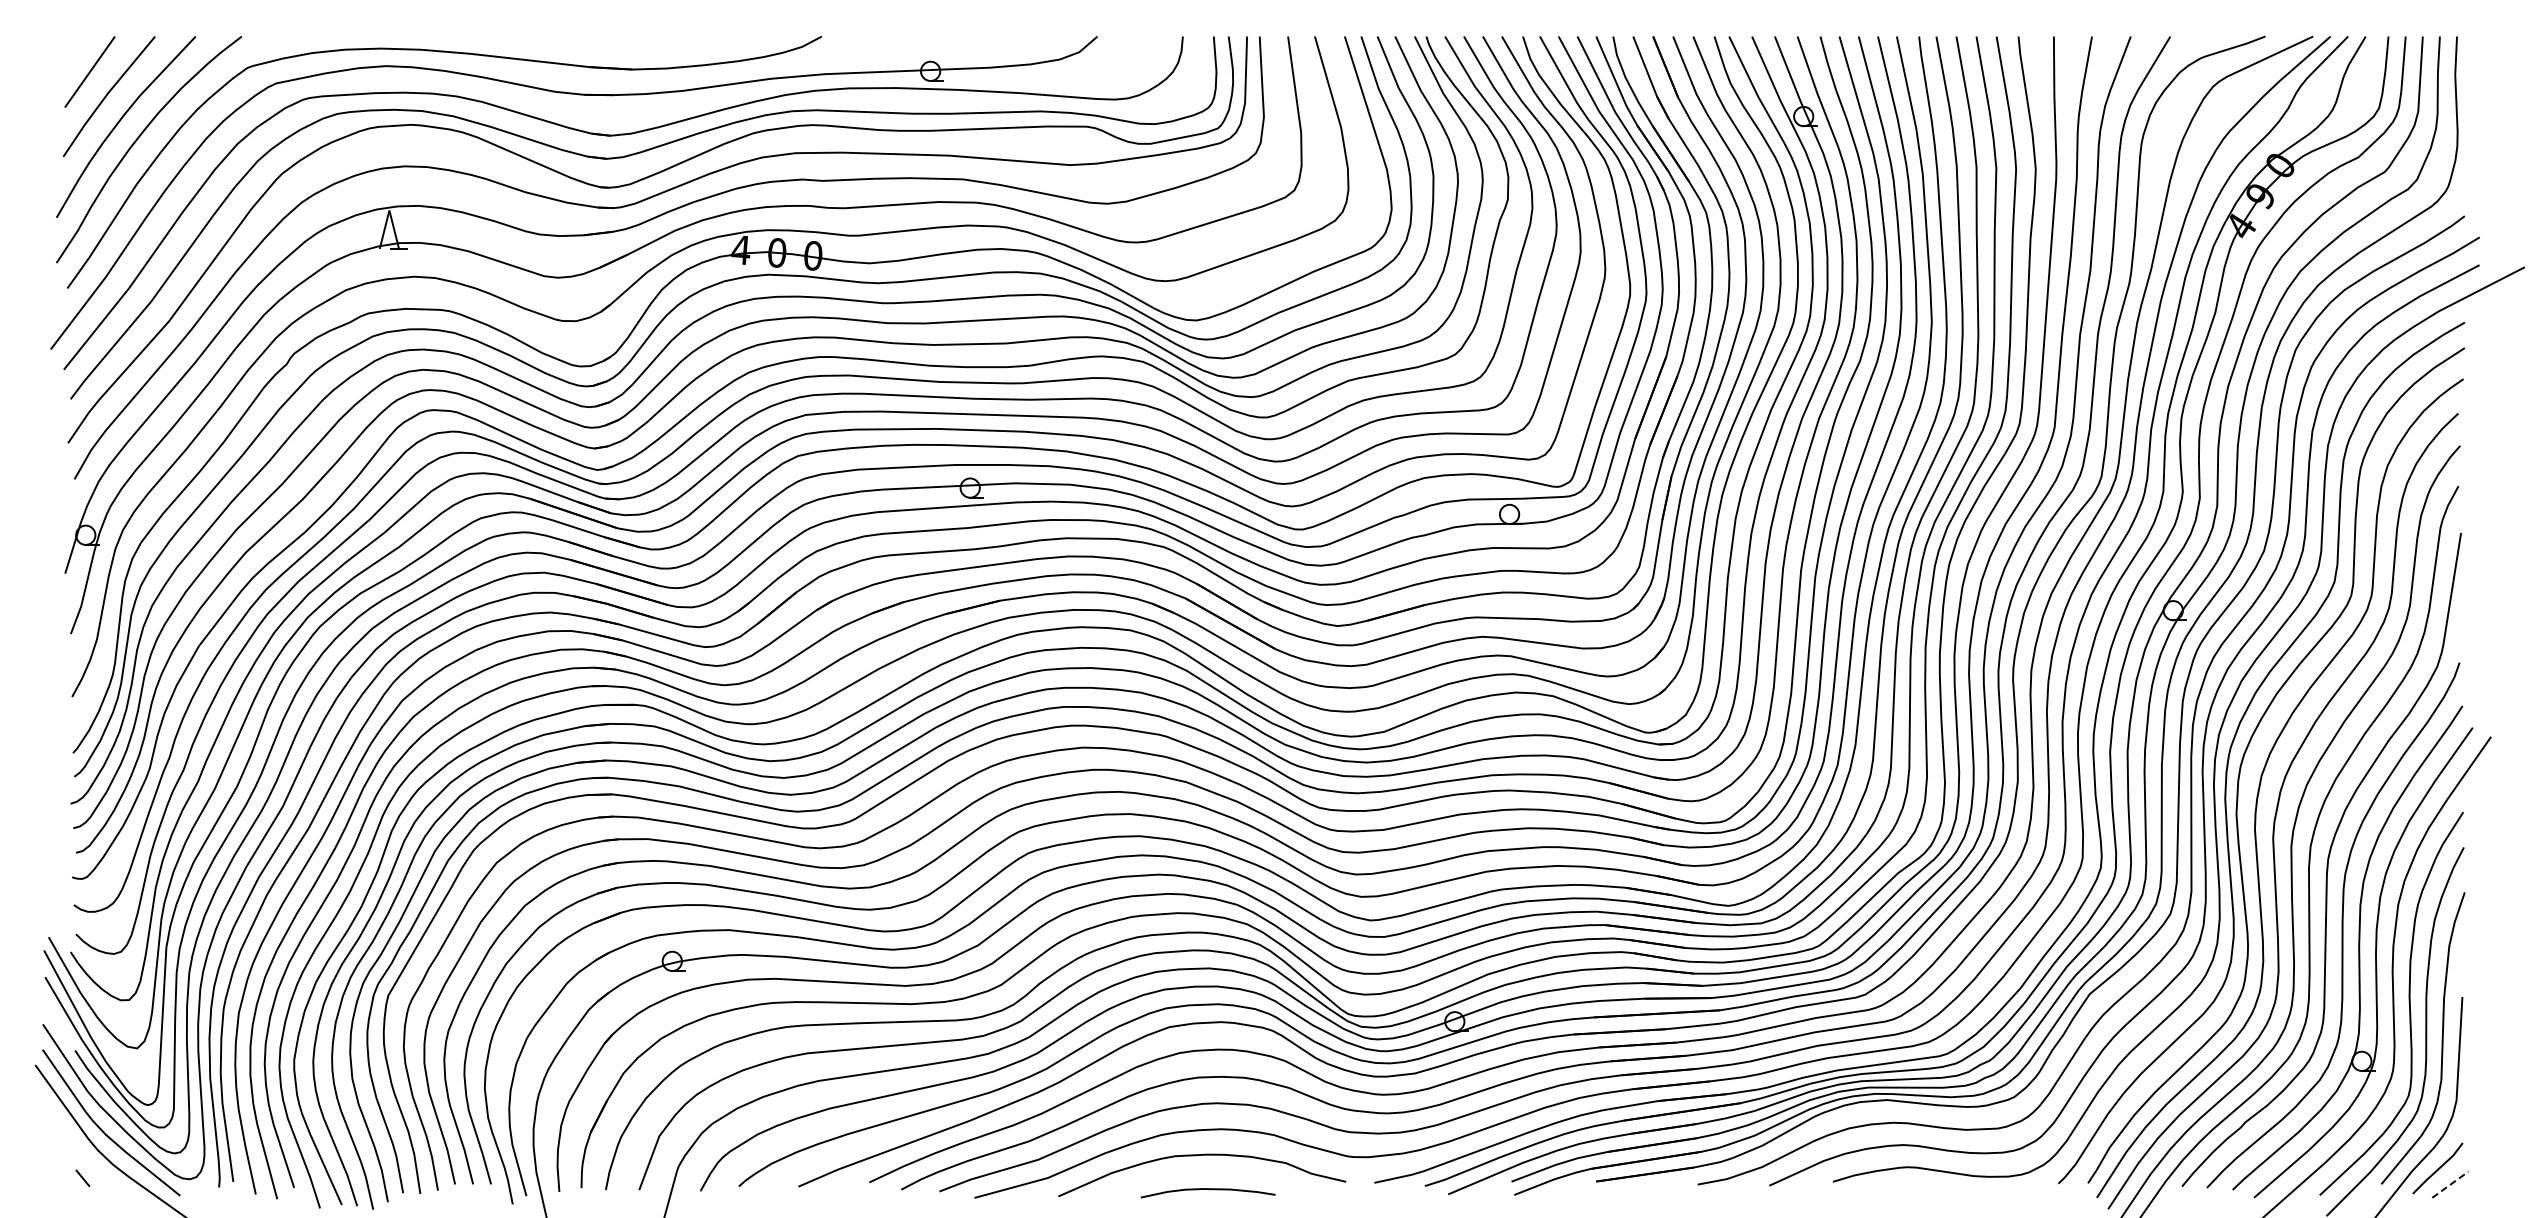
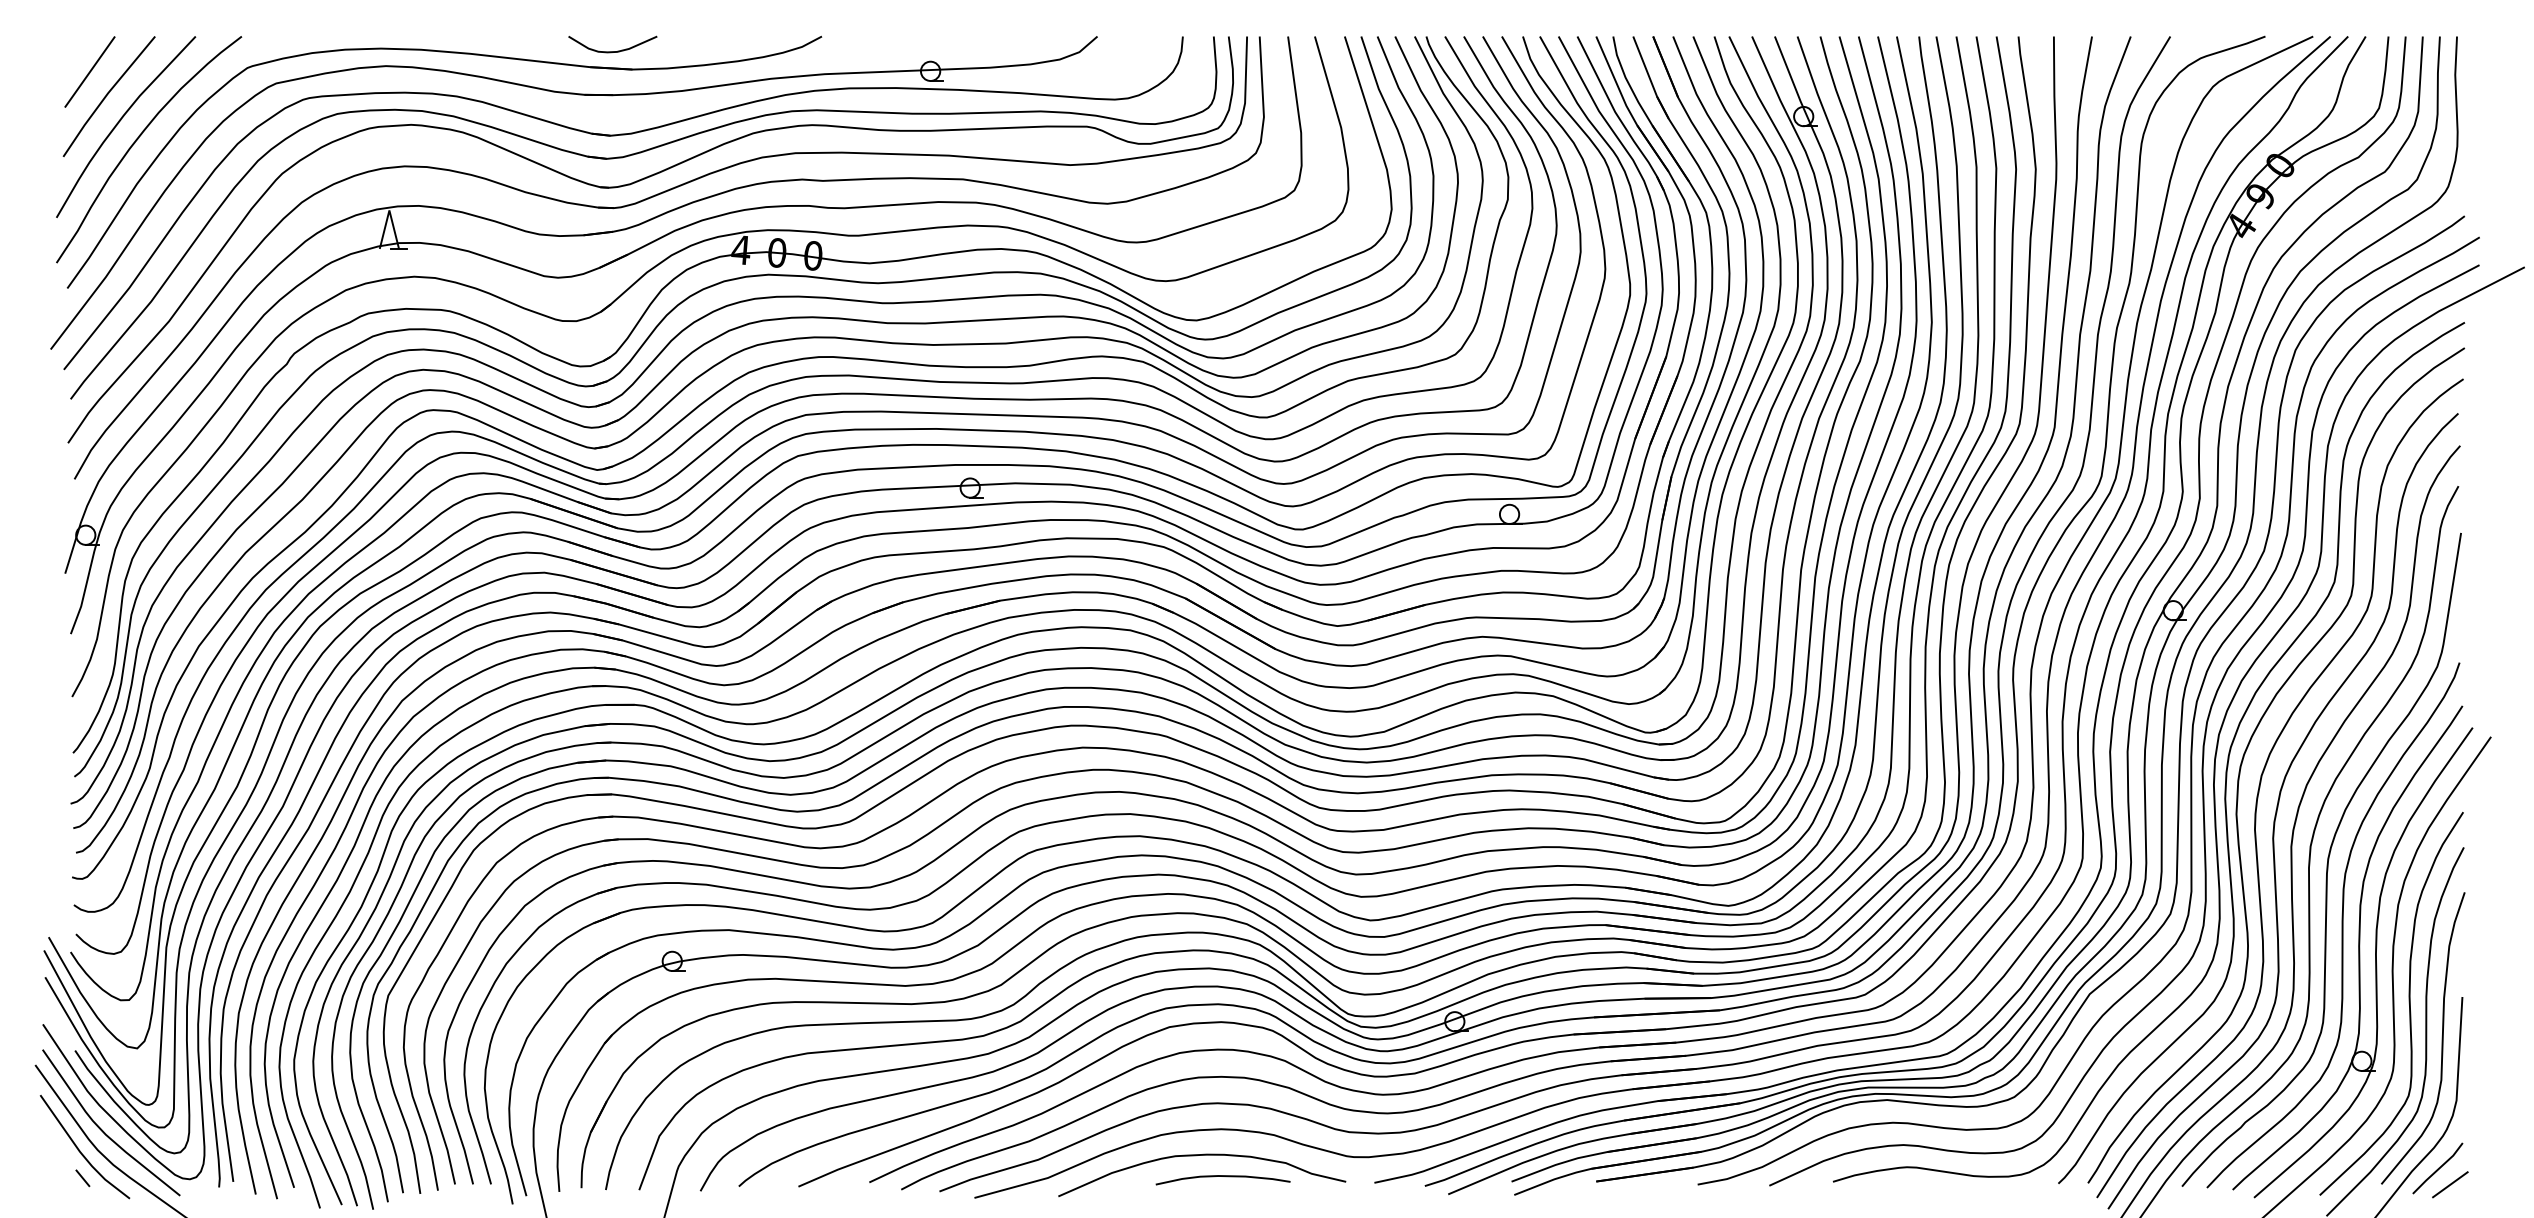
curve: none -> present (612, 51)
line: none -> present (80, 1150)
line: dashed -> solid (2450, 1184)
curve position: (1207, 1189) -> (1222, 1176) (1222, 1176)
